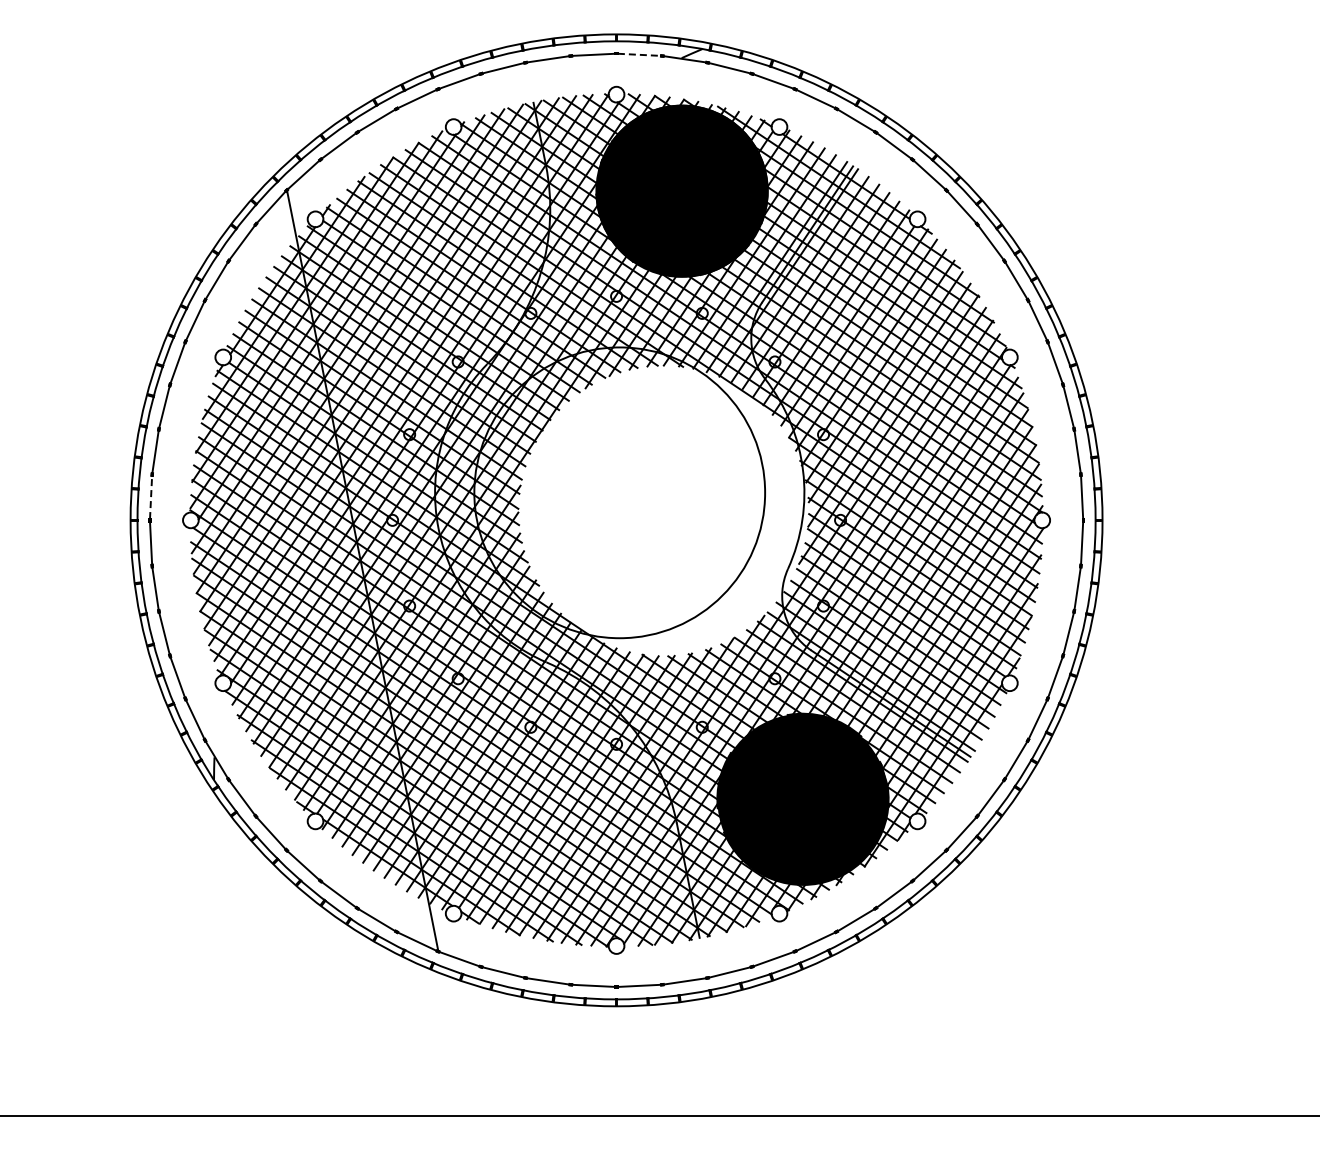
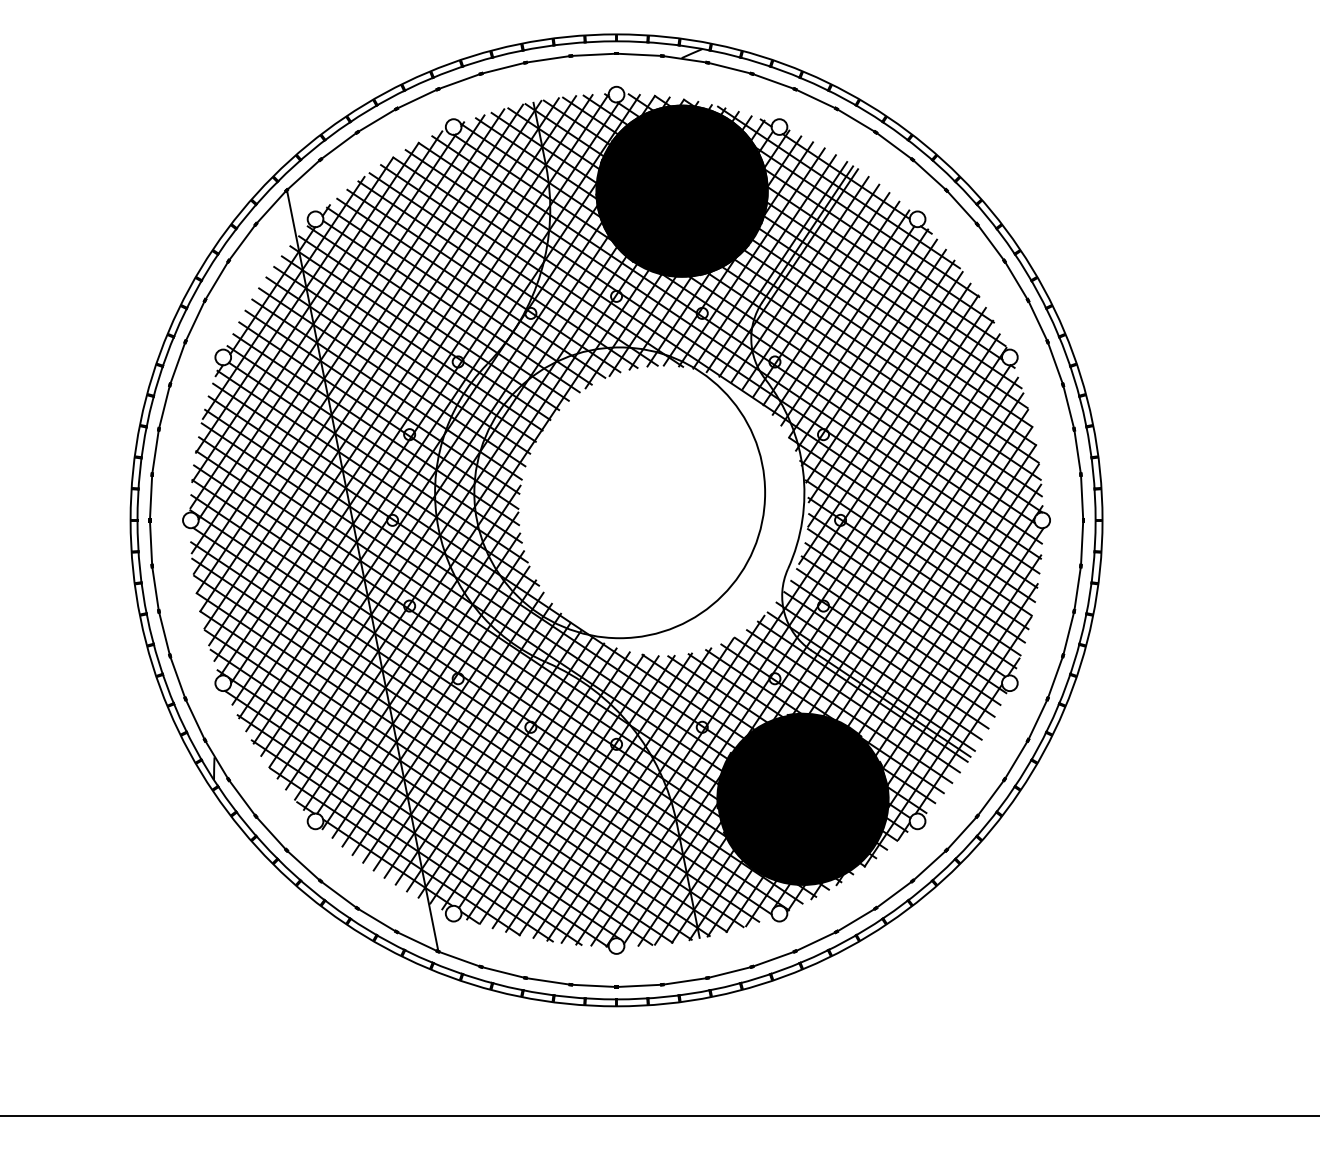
line: dashed -> solid (639, 54)
line: dashed -> solid (151, 497)
